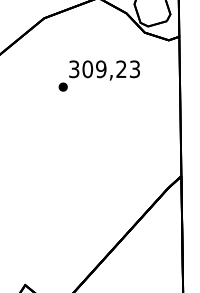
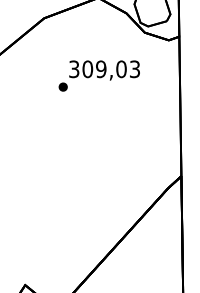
text: 309,23 -> 309,03 (121, 69)
